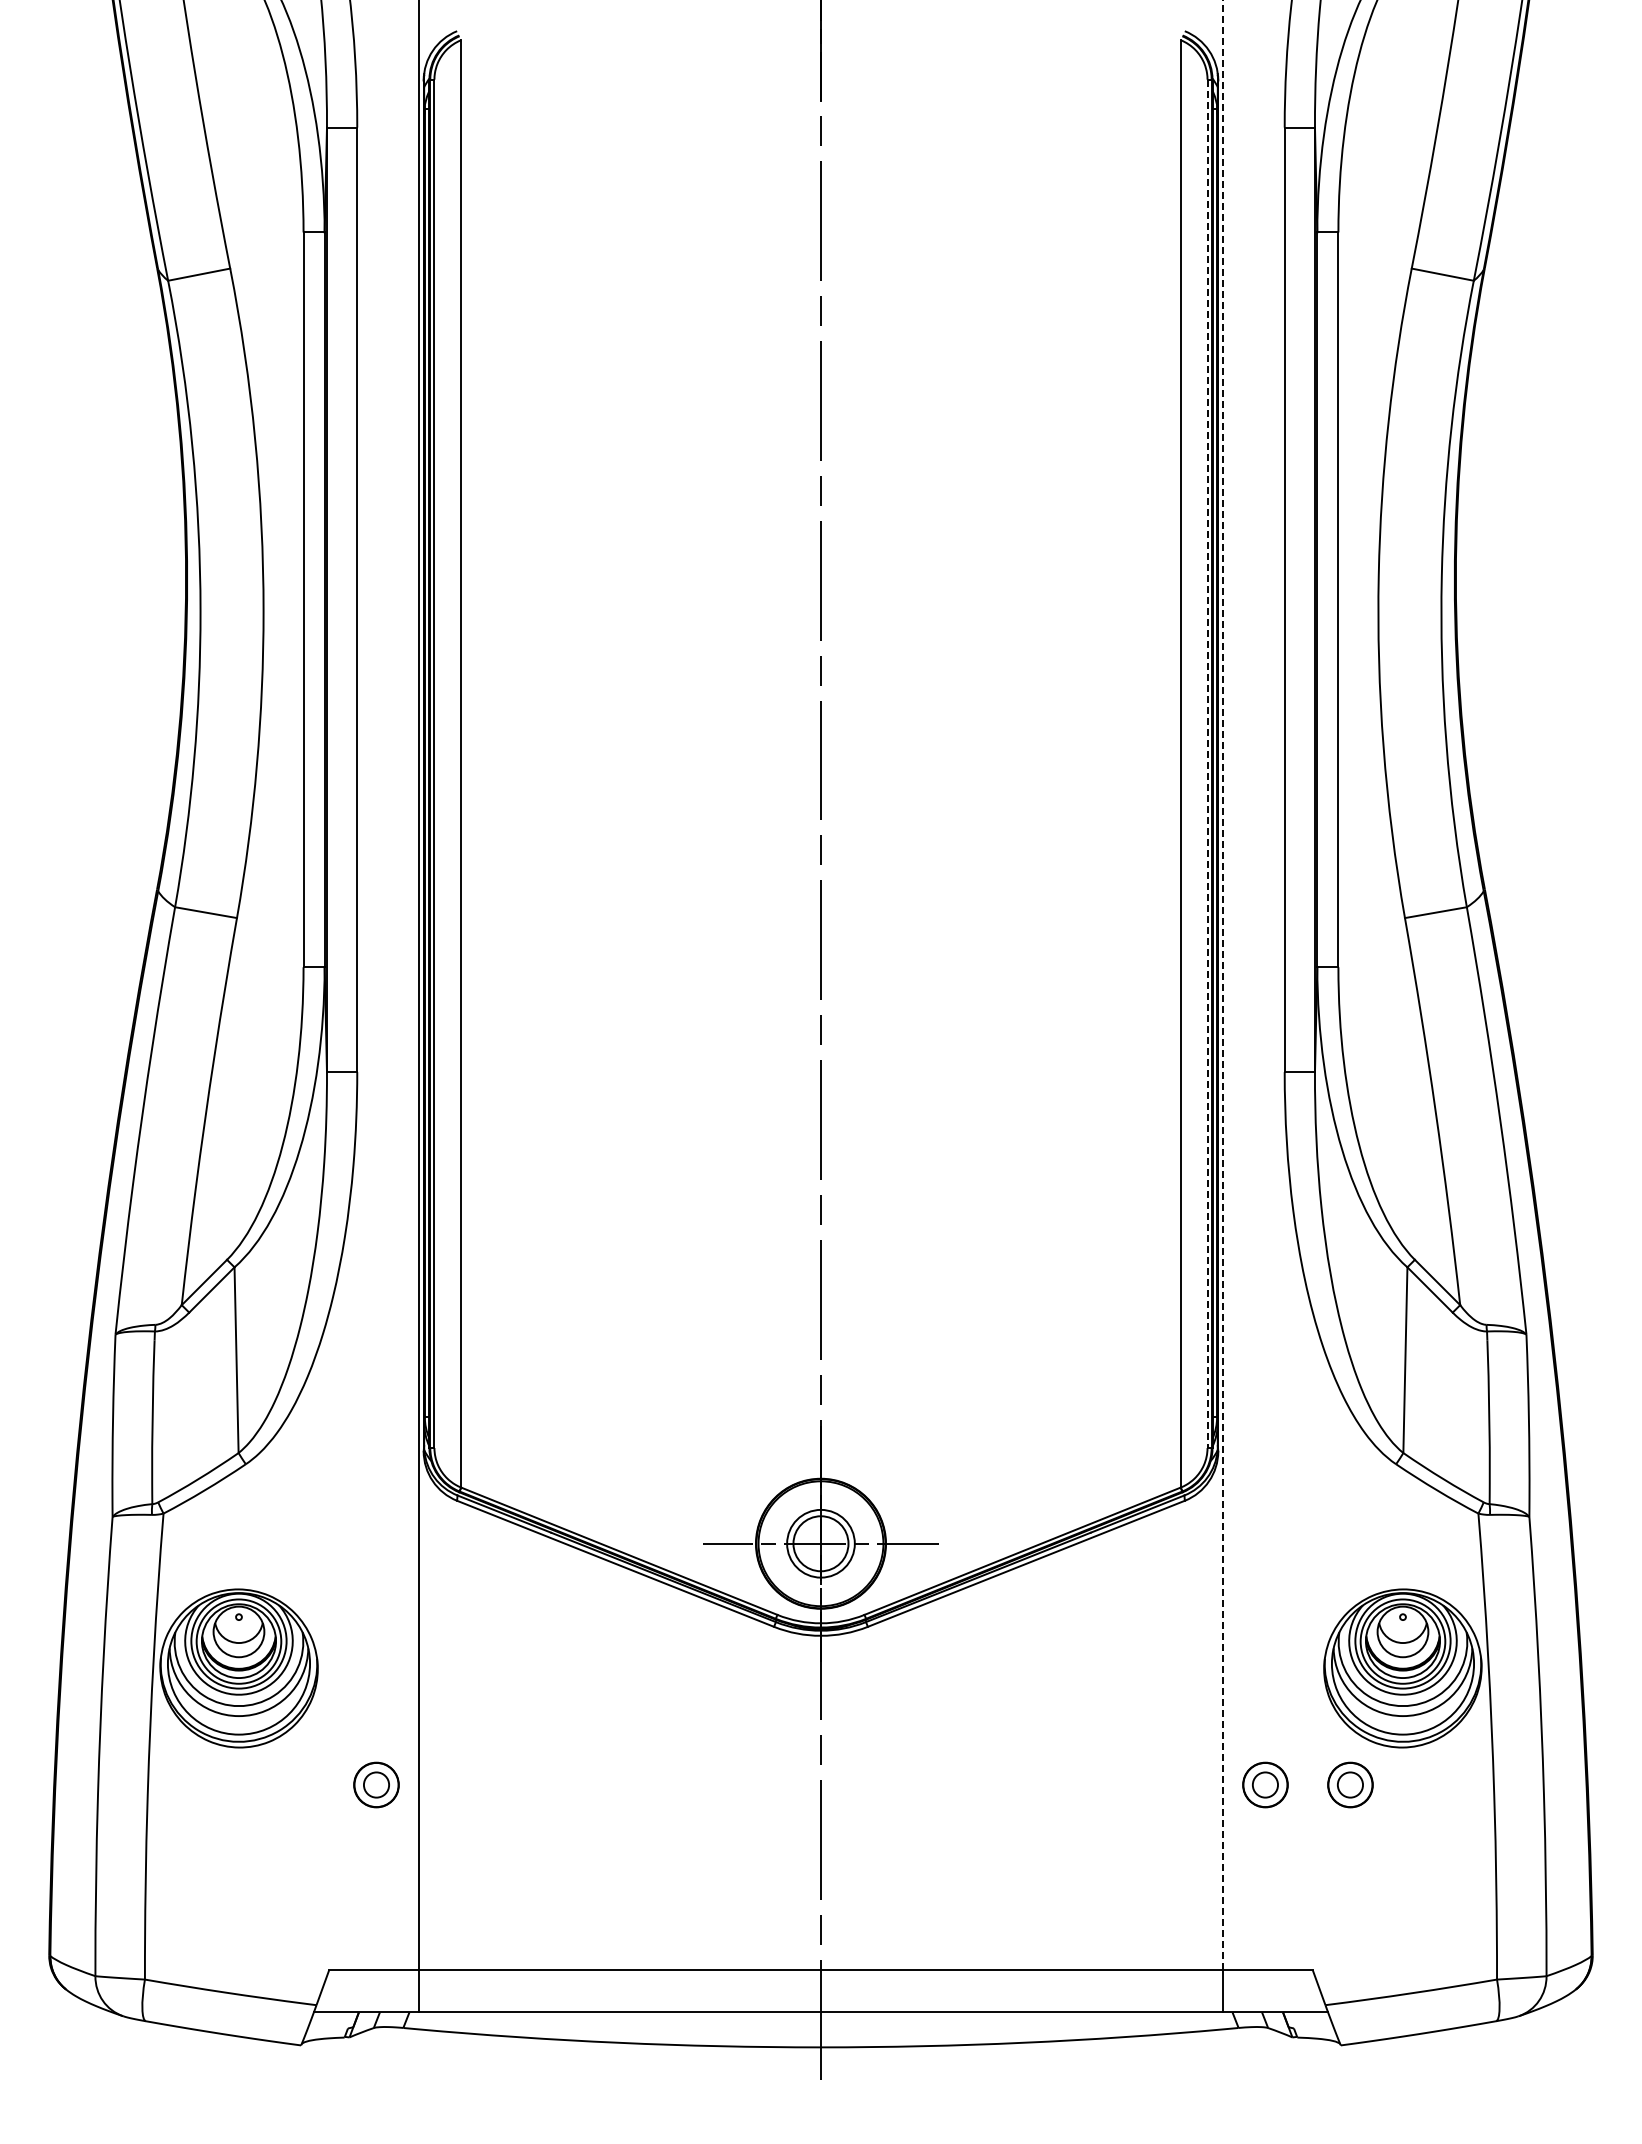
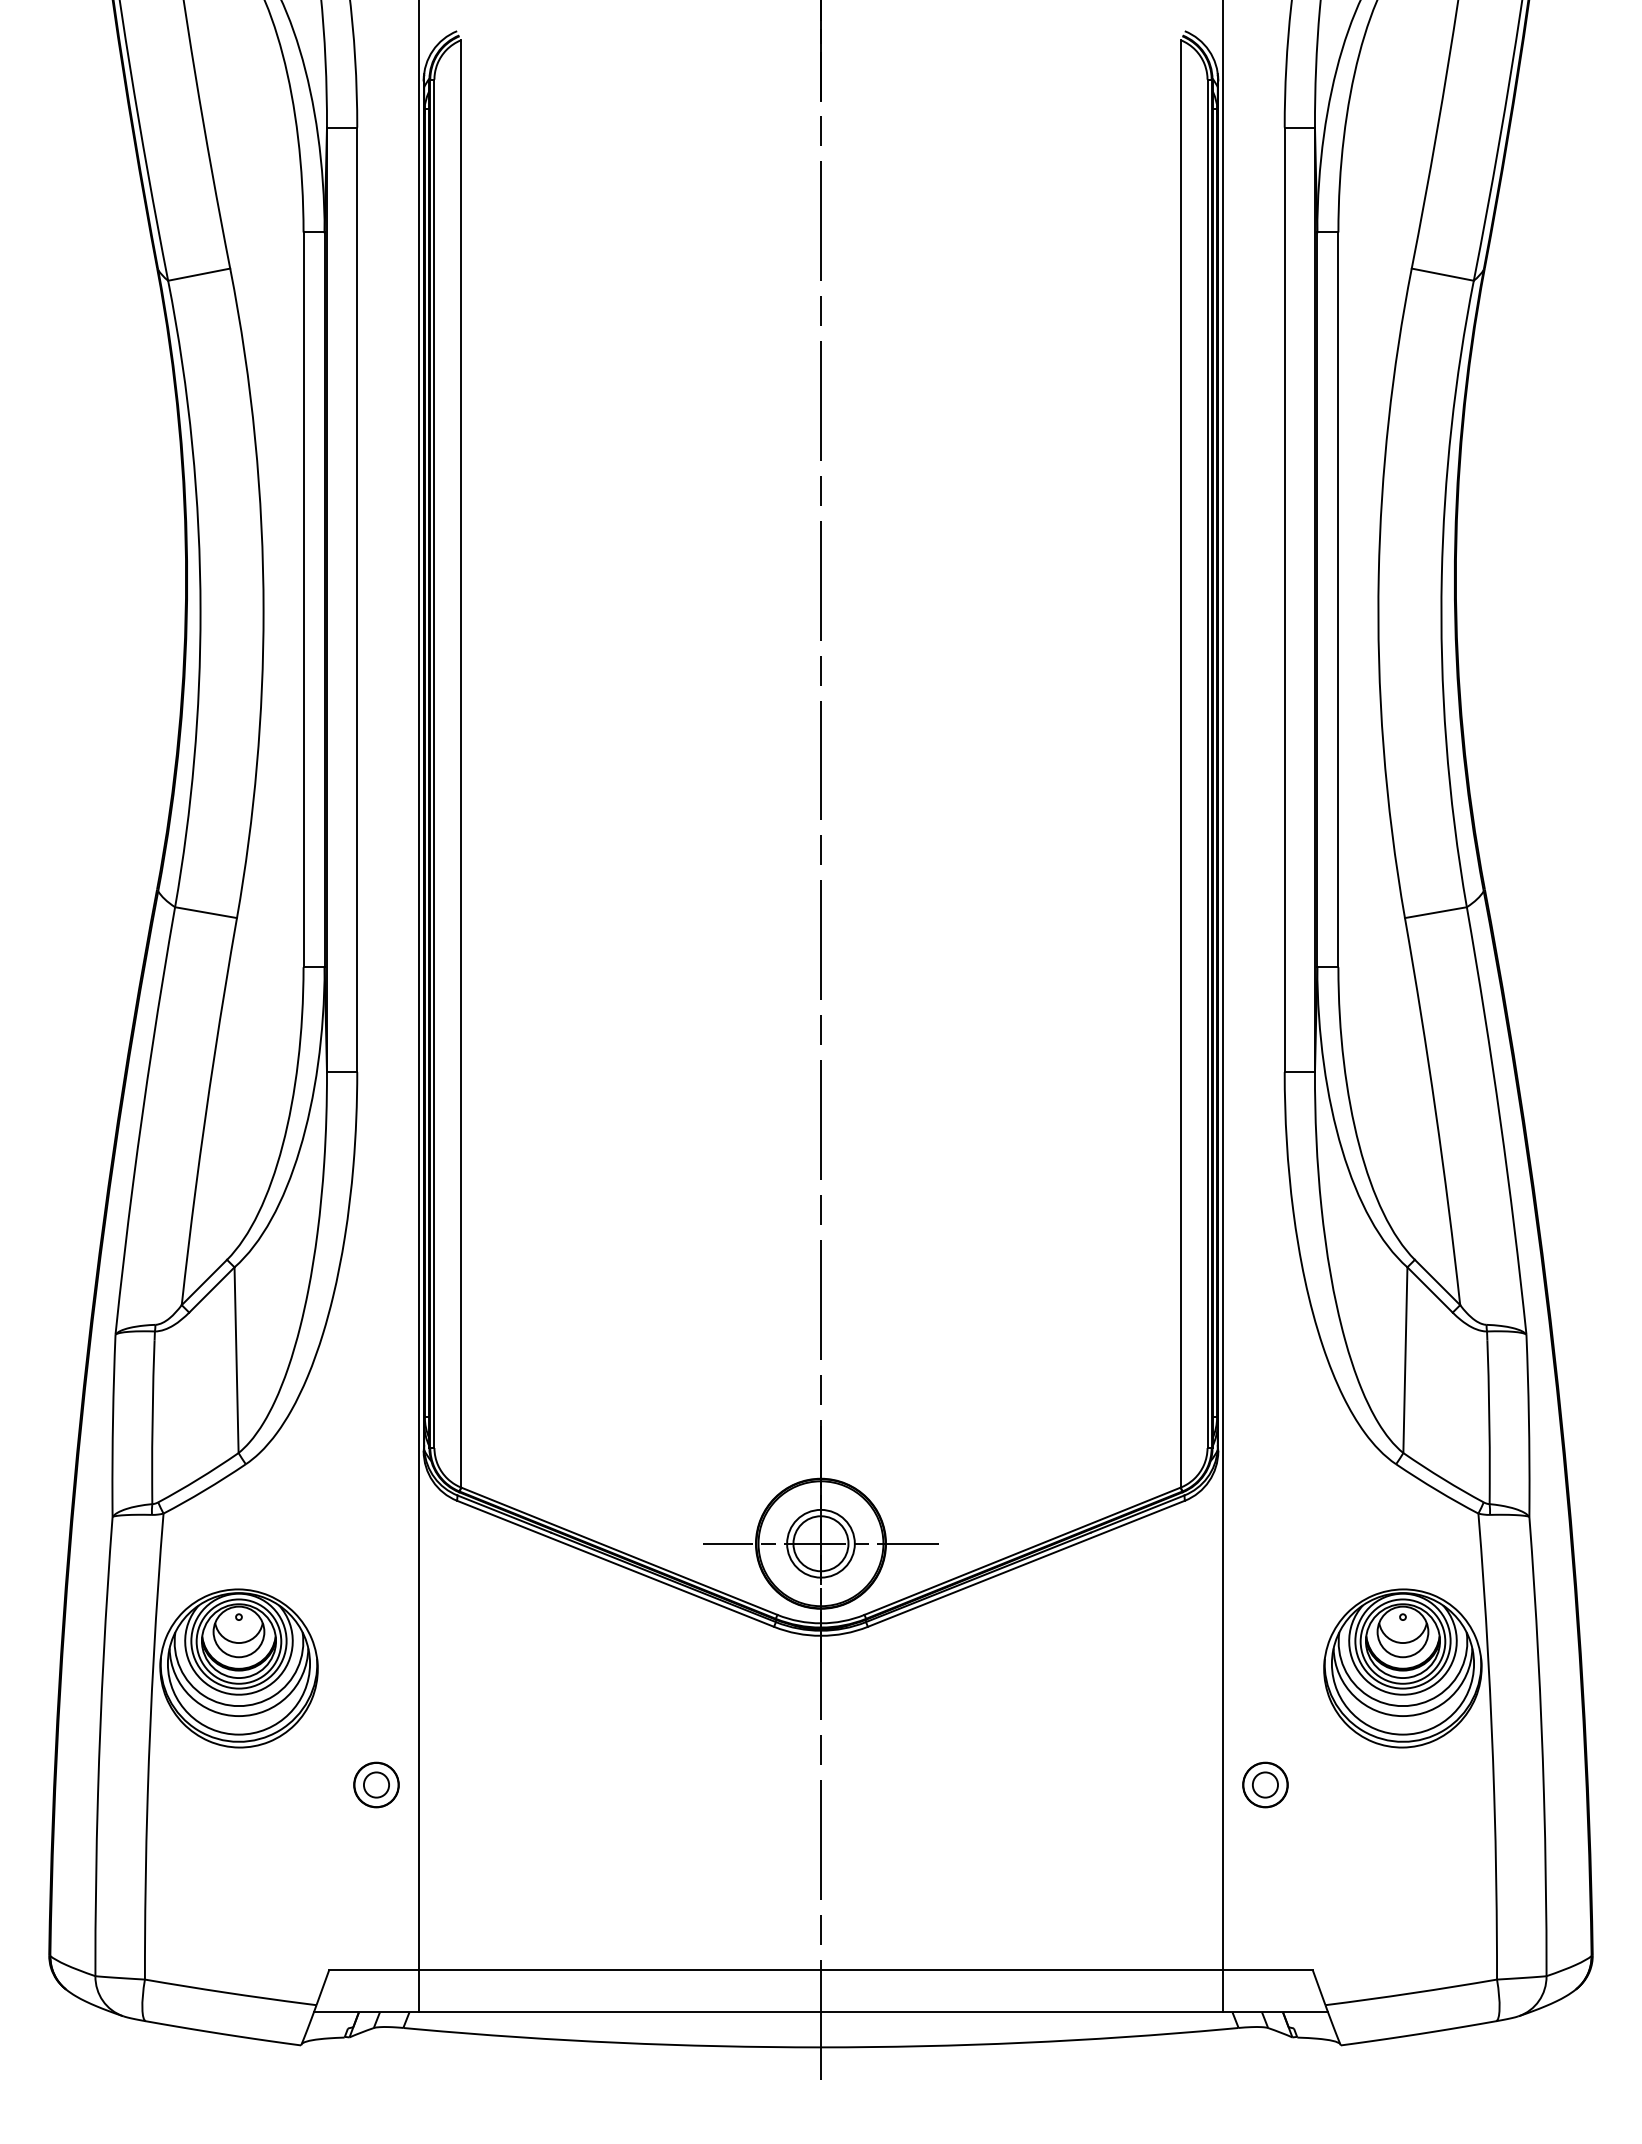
line: dashed -> solid (1207, 764)
line: dashed -> solid (1223, 985)
part: present -> none (1350, 1784)
